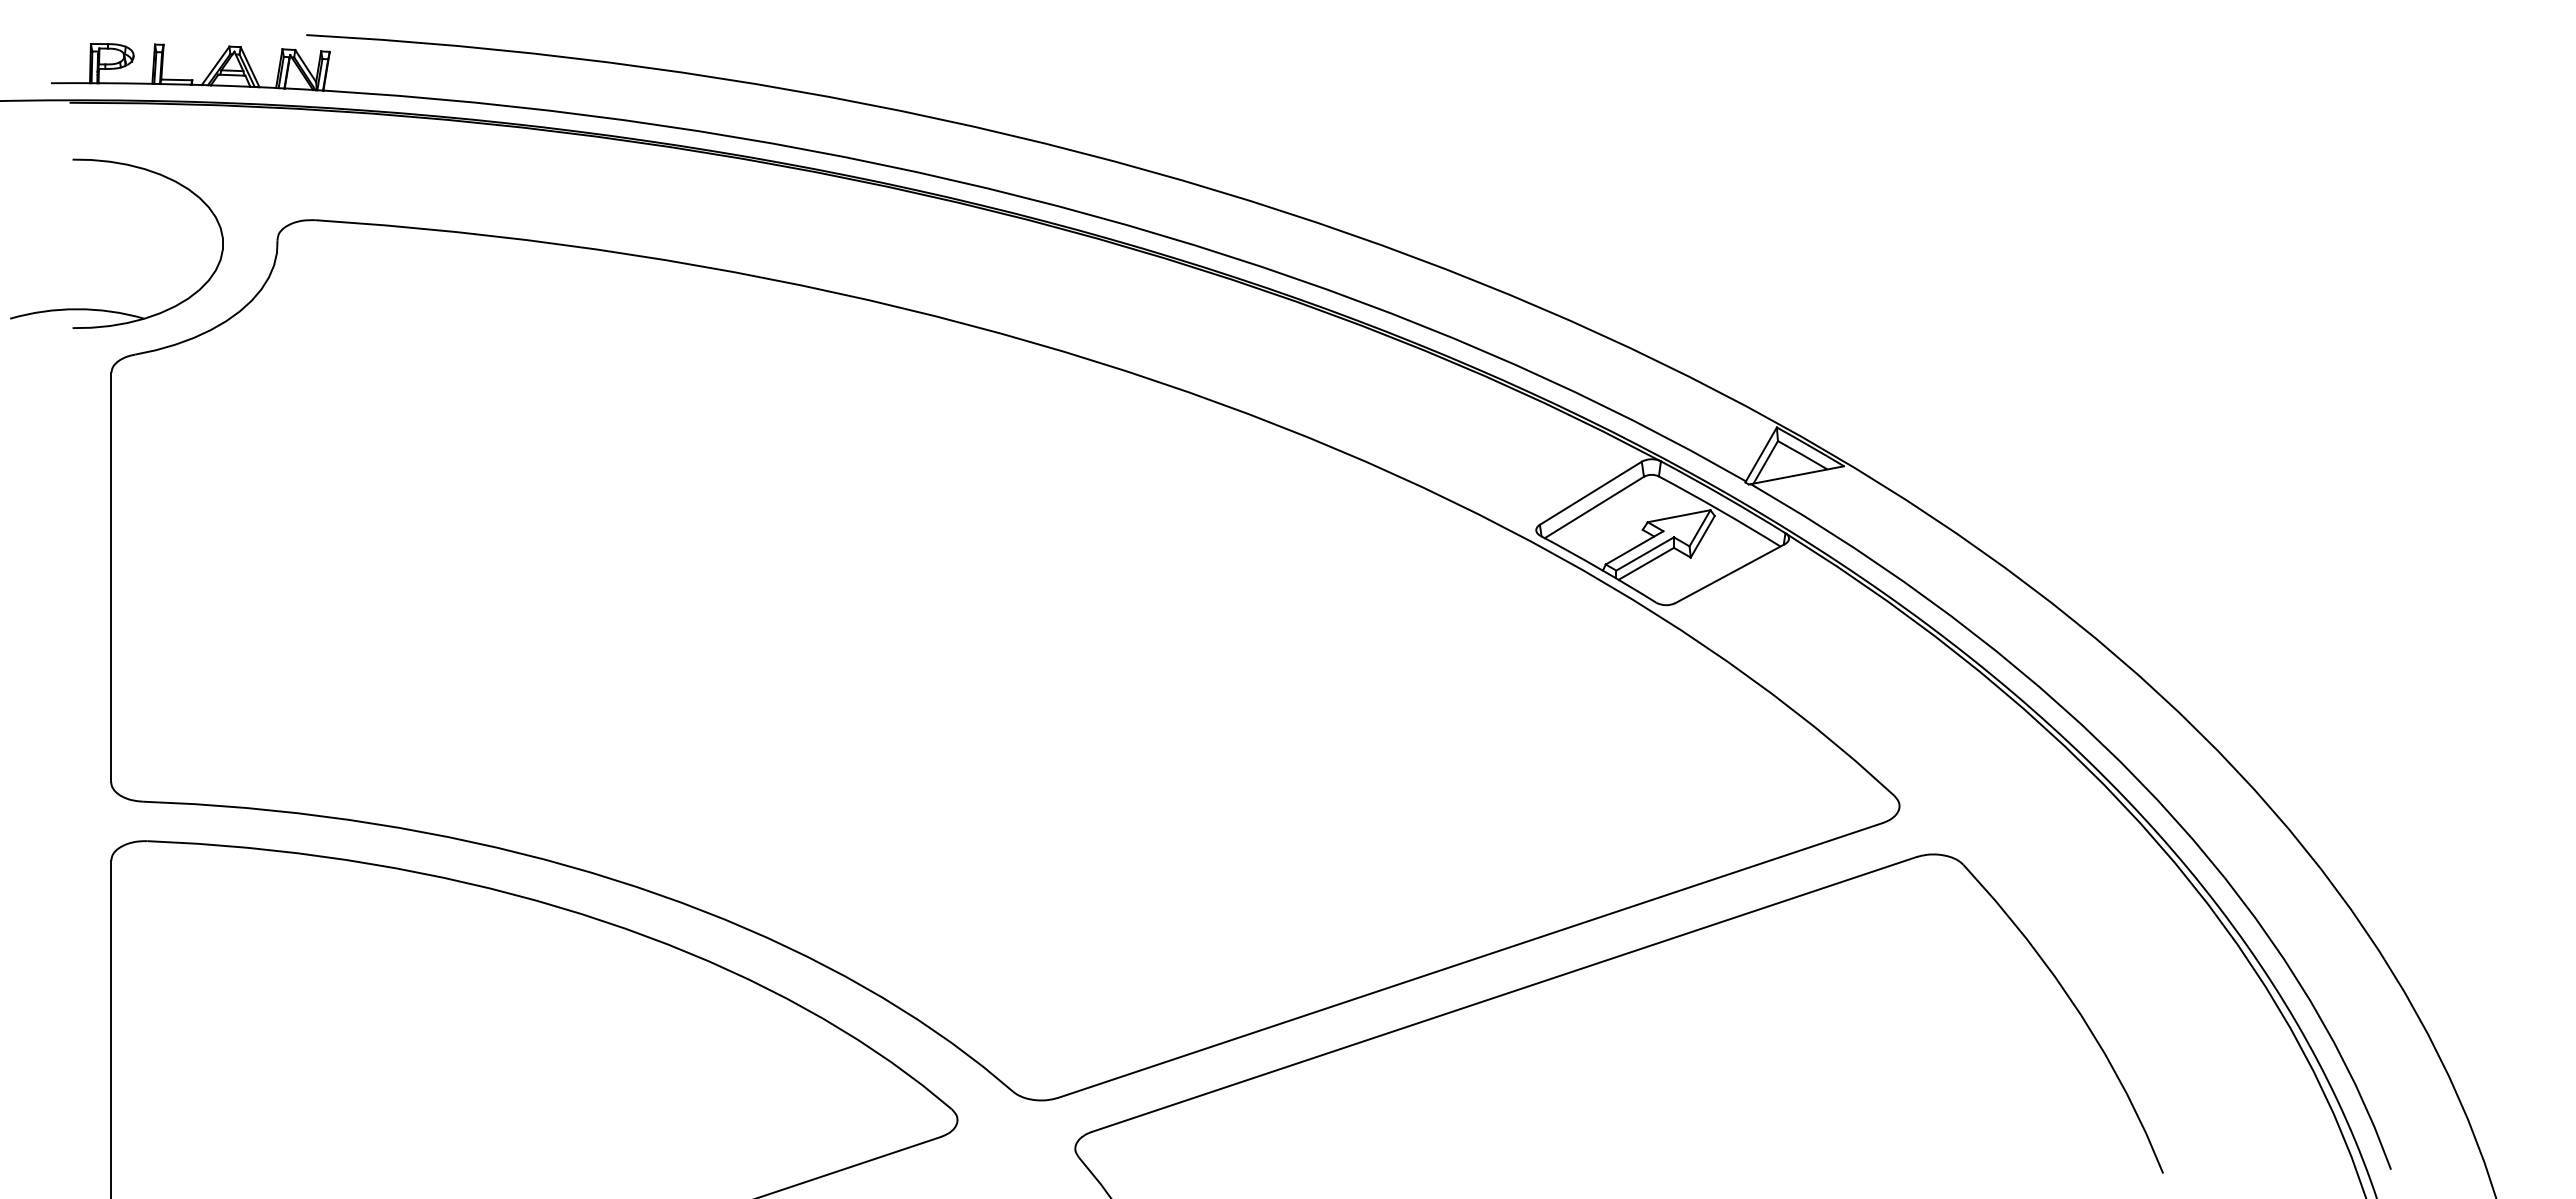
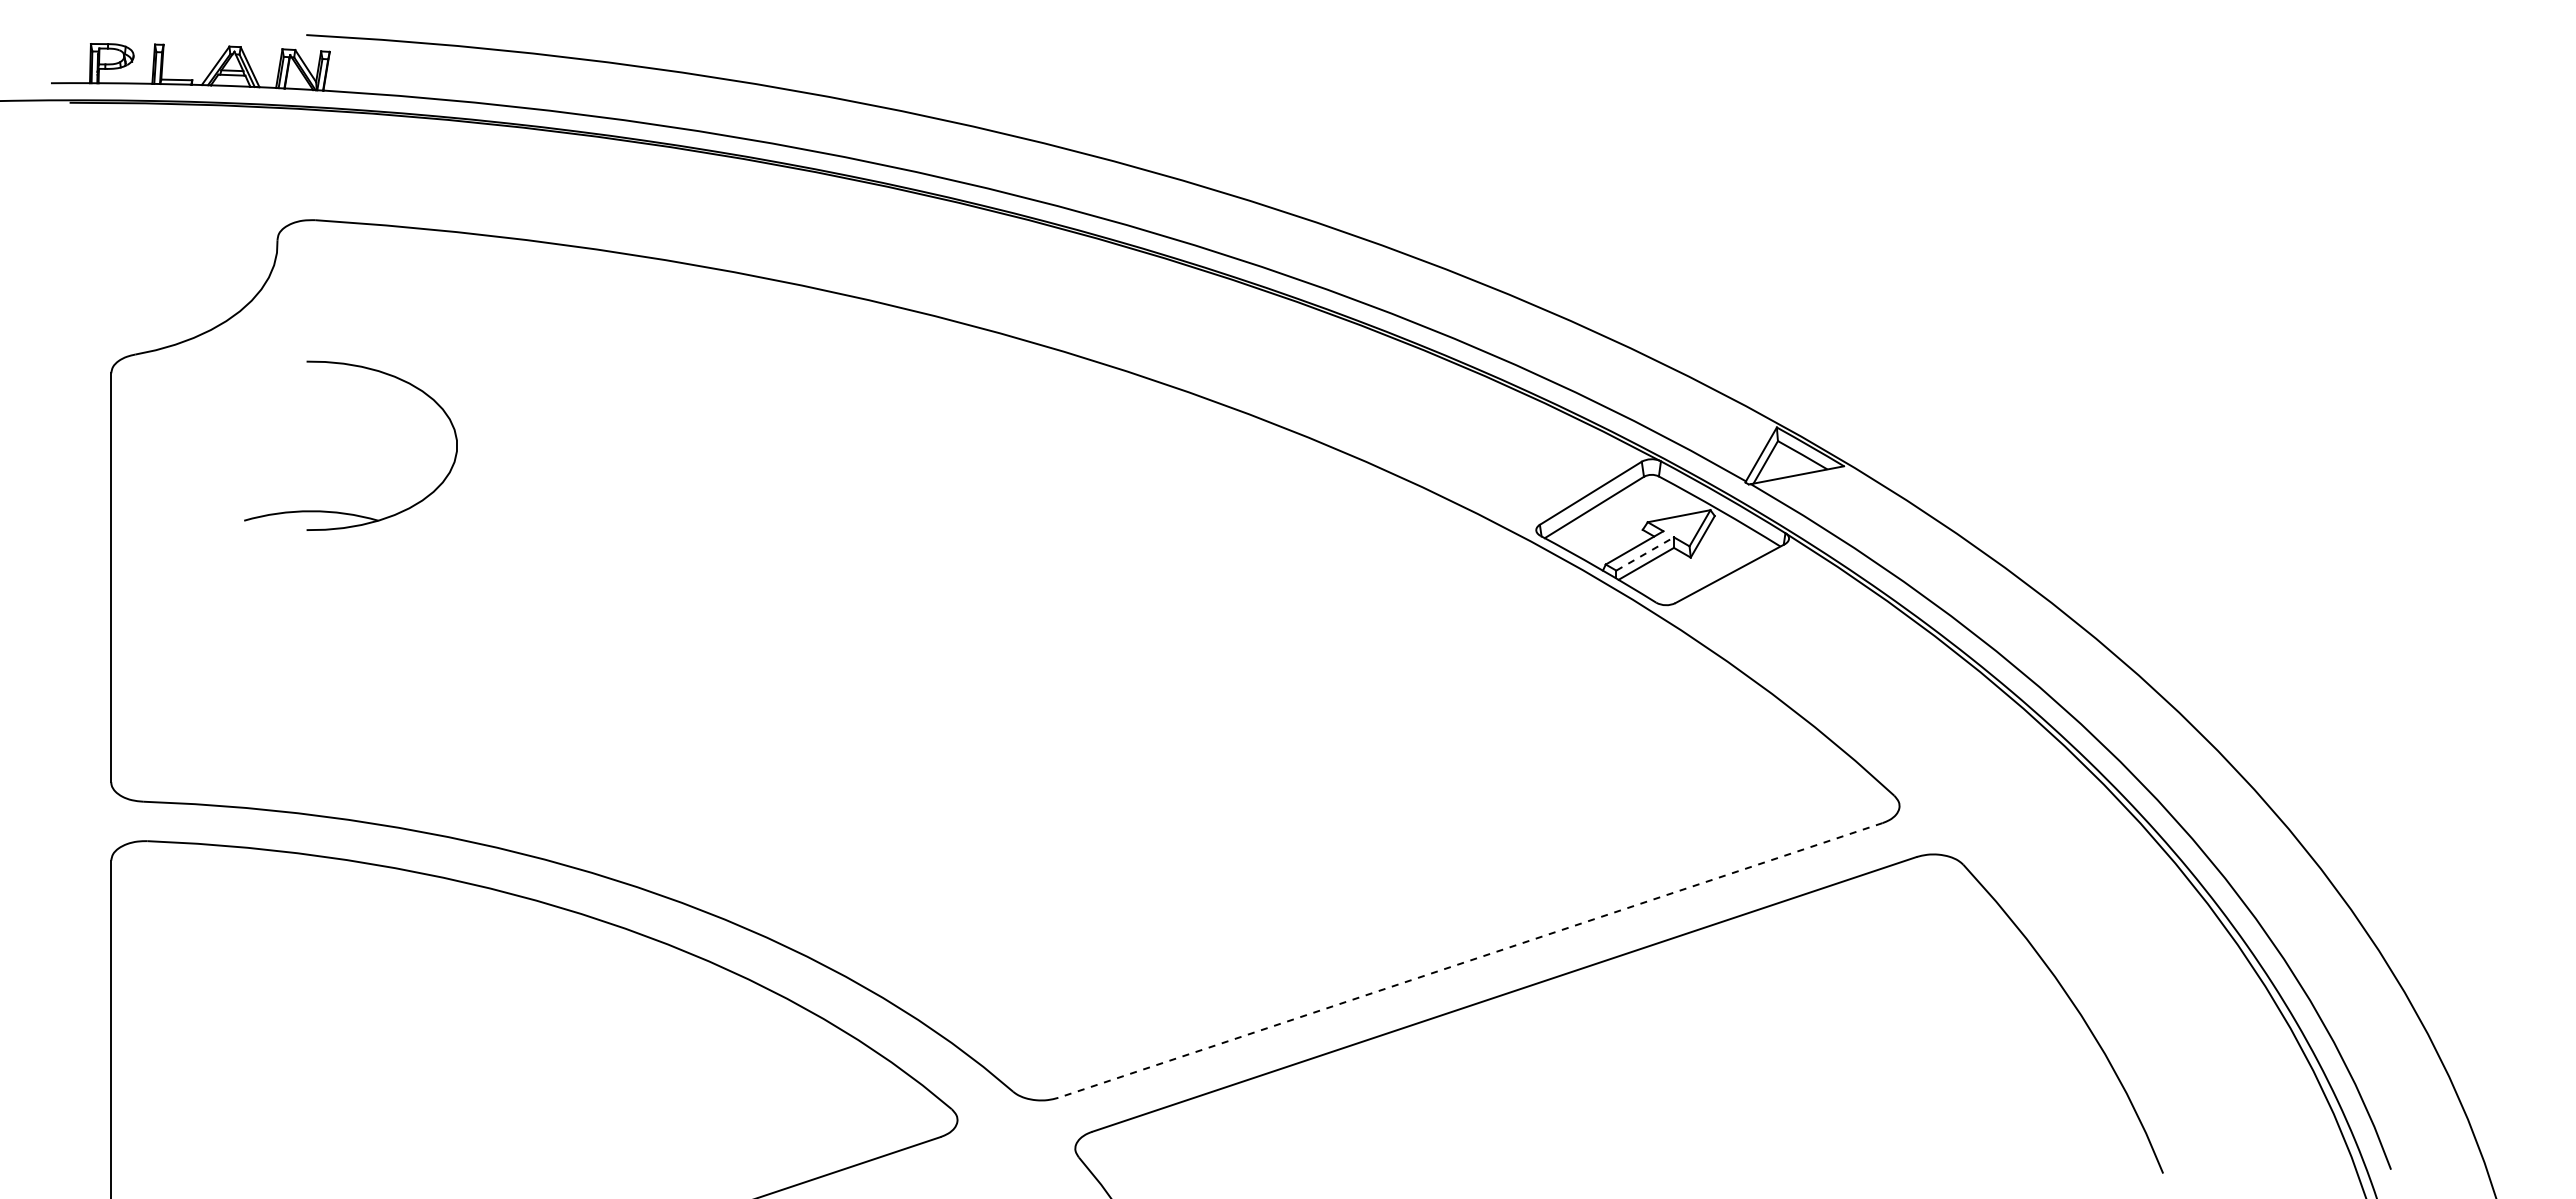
part position: (104, 309) -> (338, 511) (338, 511)
line: solid -> dashed (1645, 553)
line: solid -> dashed (1470, 960)
